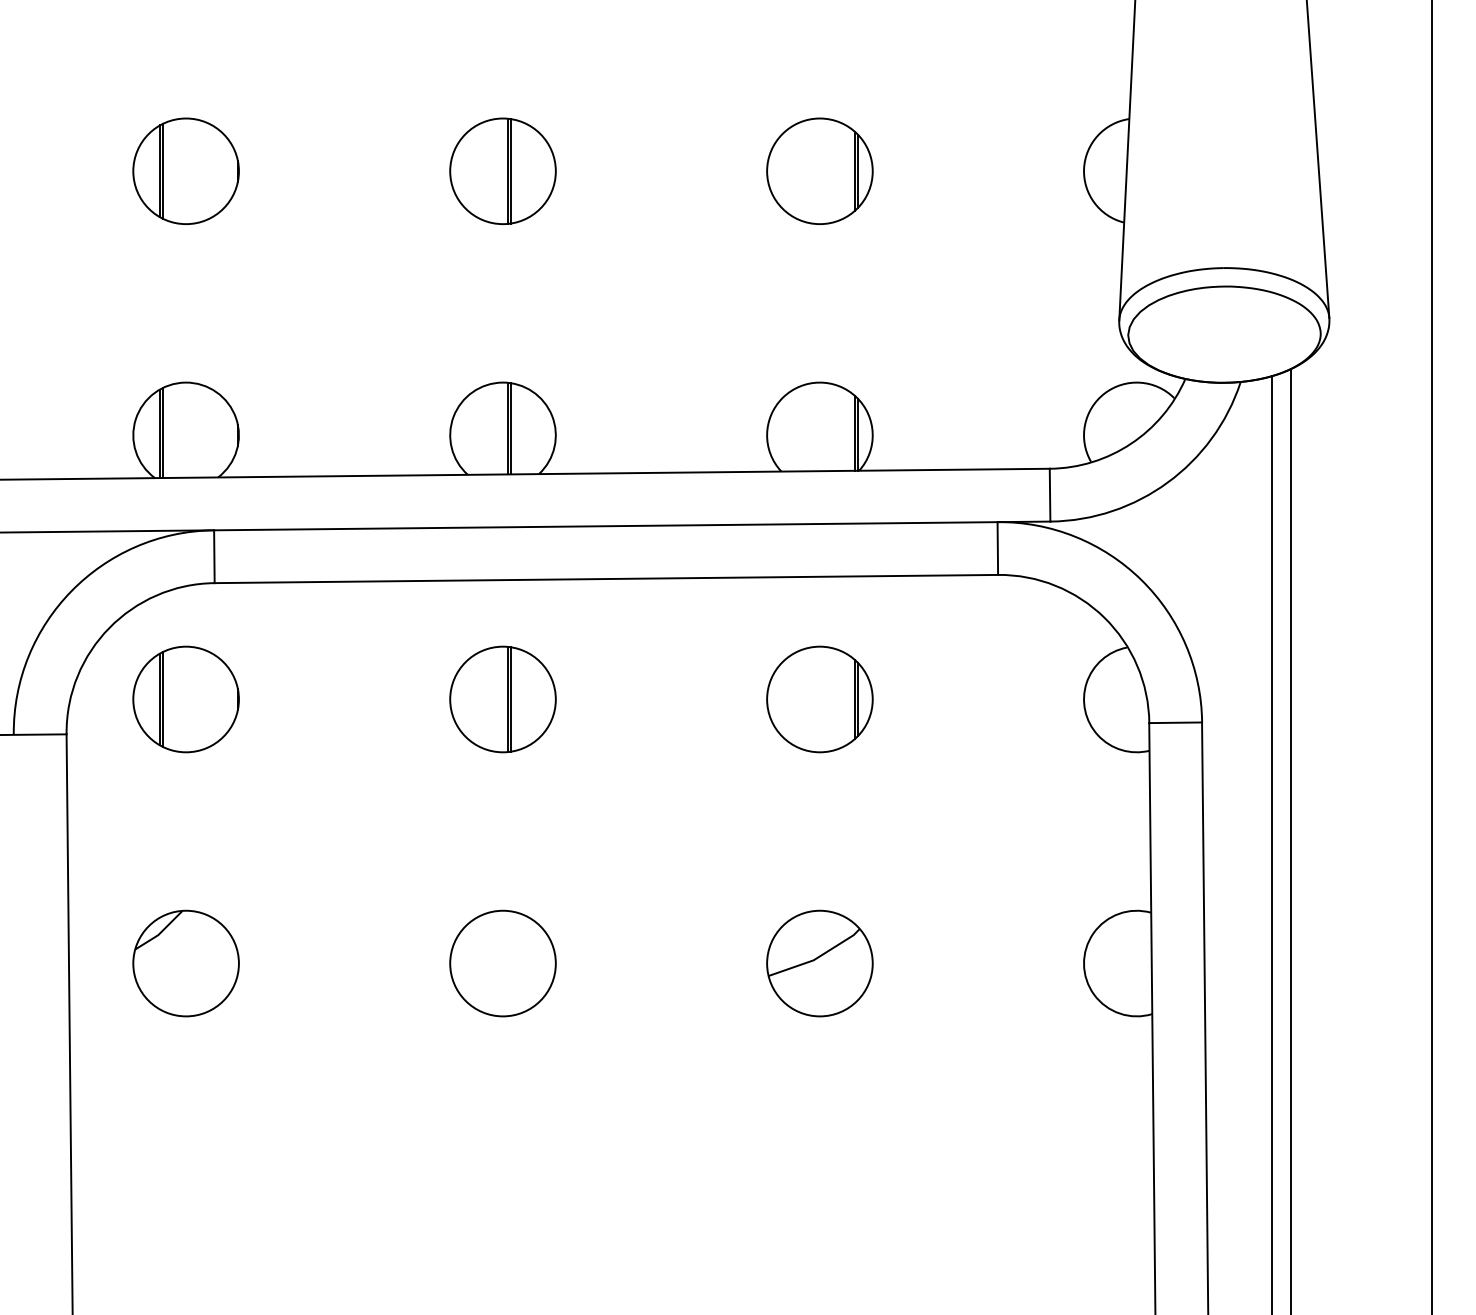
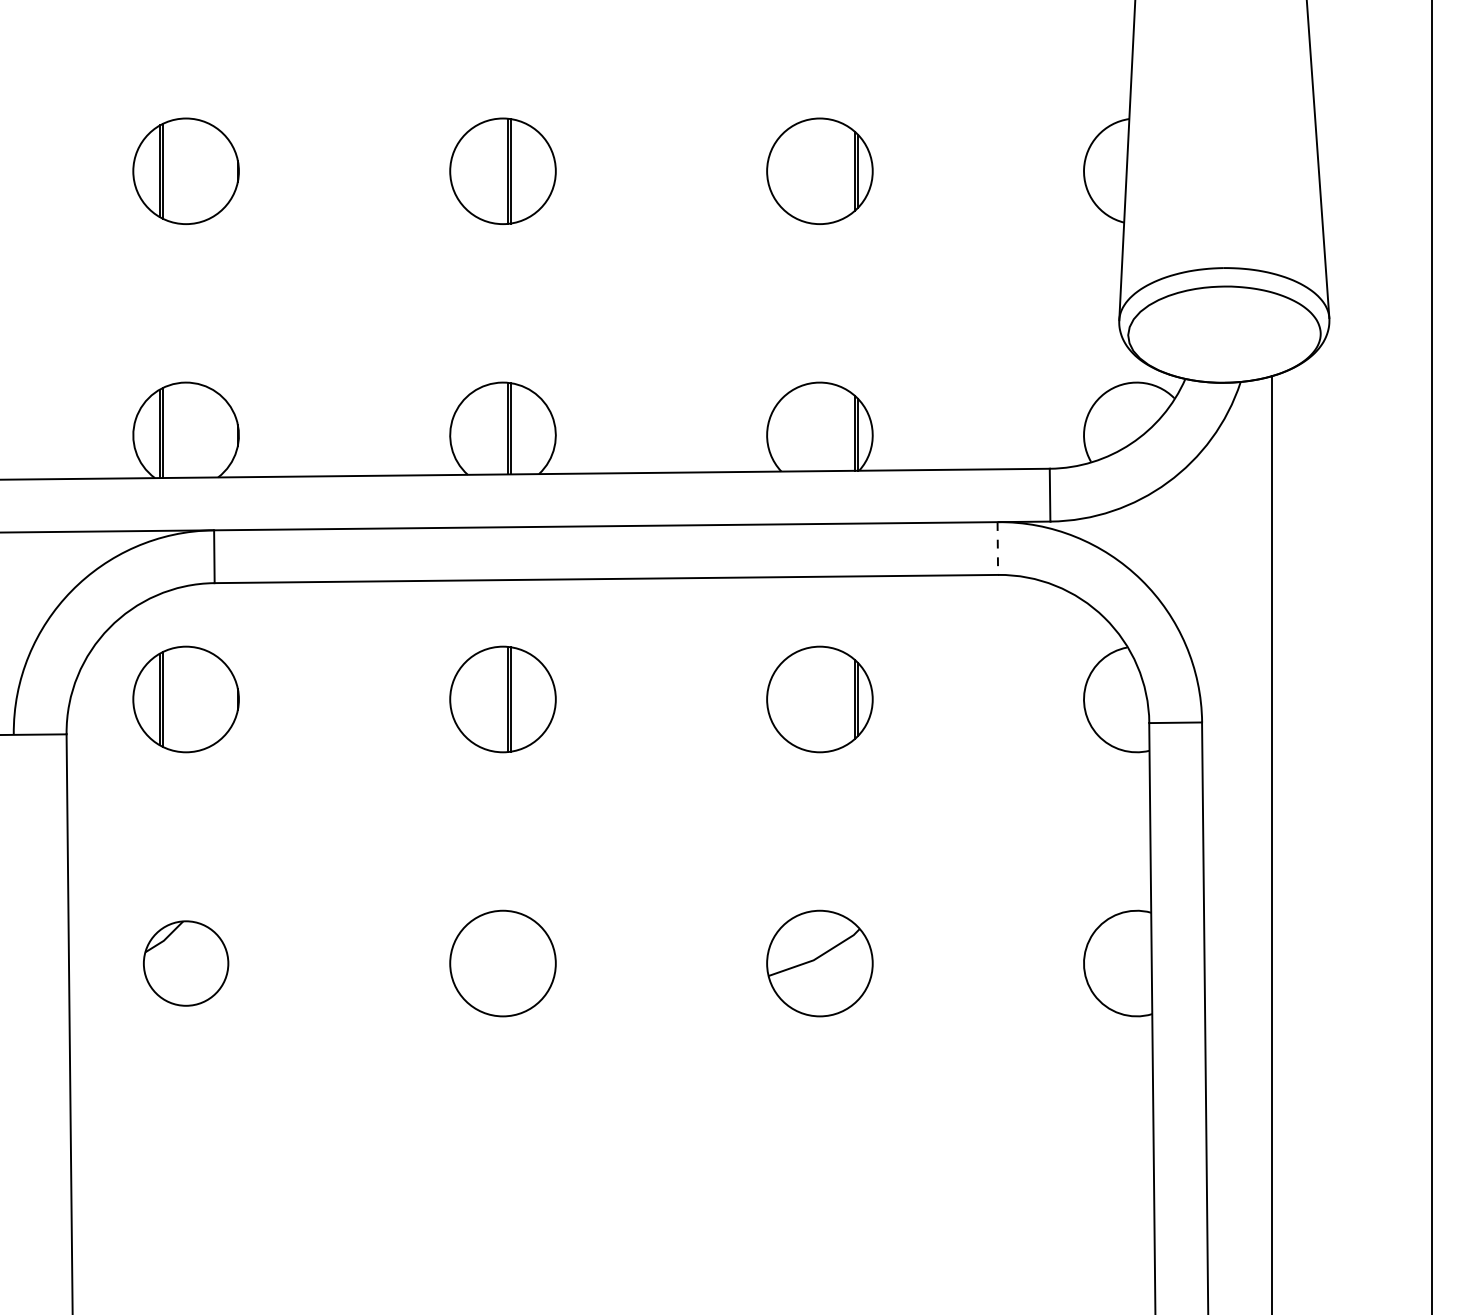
line: solid -> dashed (997, 549)
line: present -> none (1290, 840)
part size: 108x109 px -> 87x87 px (186, 963)
